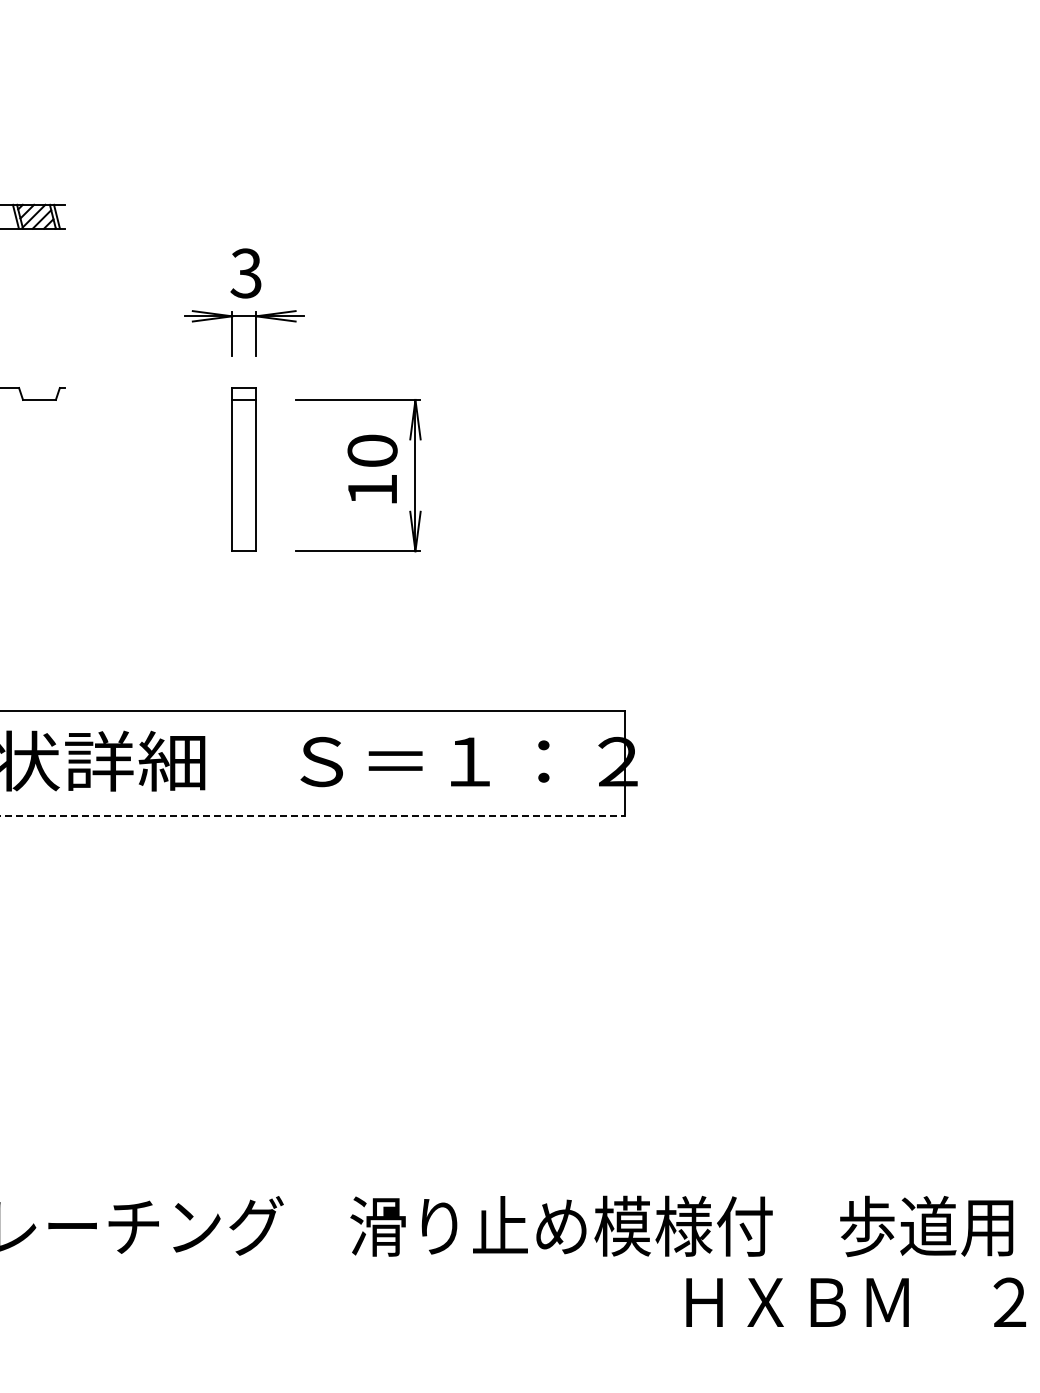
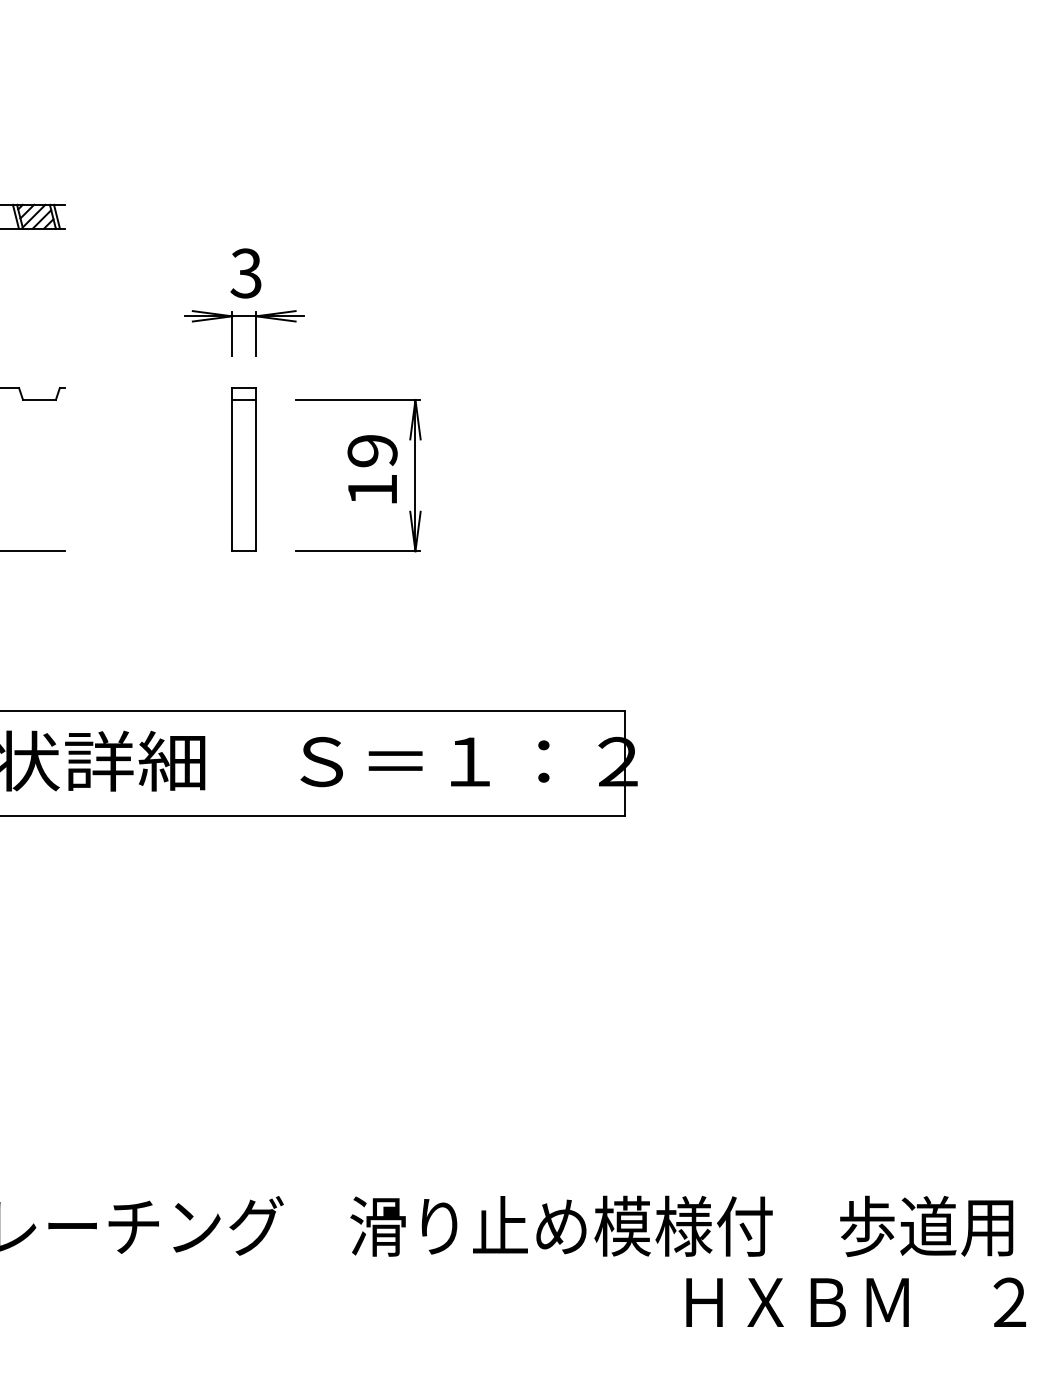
text: 10 -> 19 (372, 450)
line: none -> present (33, 551)
line: dashed -> solid (313, 816)
